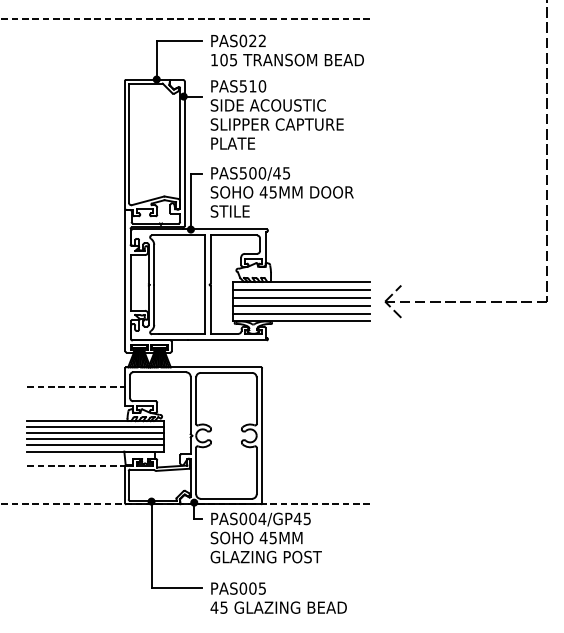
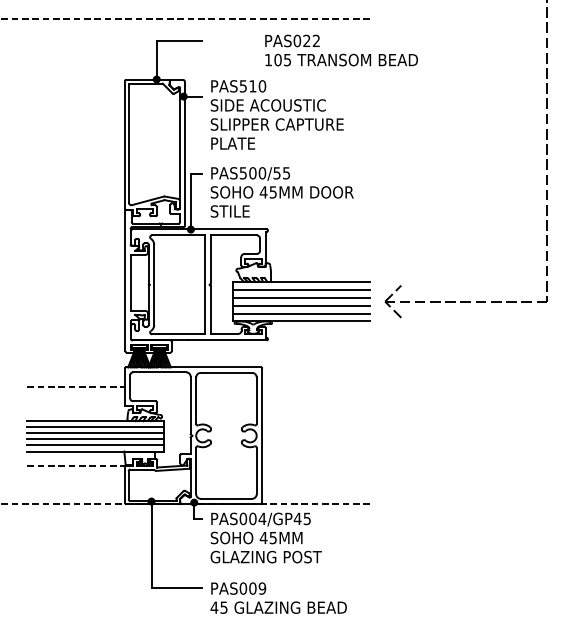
text position: (287, 50) -> (341, 50) (341, 50)
text: PAS500/45 -> PAS500/55 (276, 173)
text: PAS005 -> PAS009 (262, 588)
